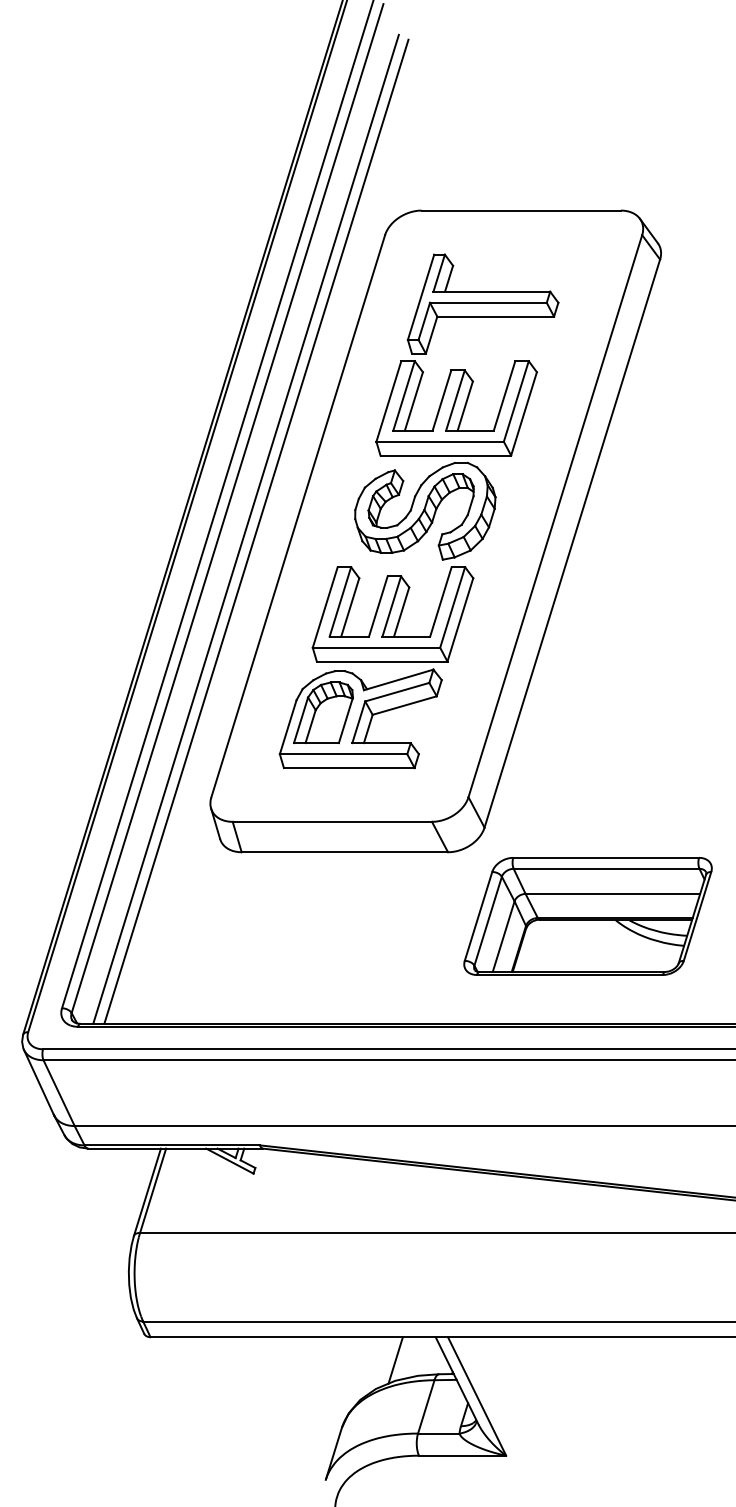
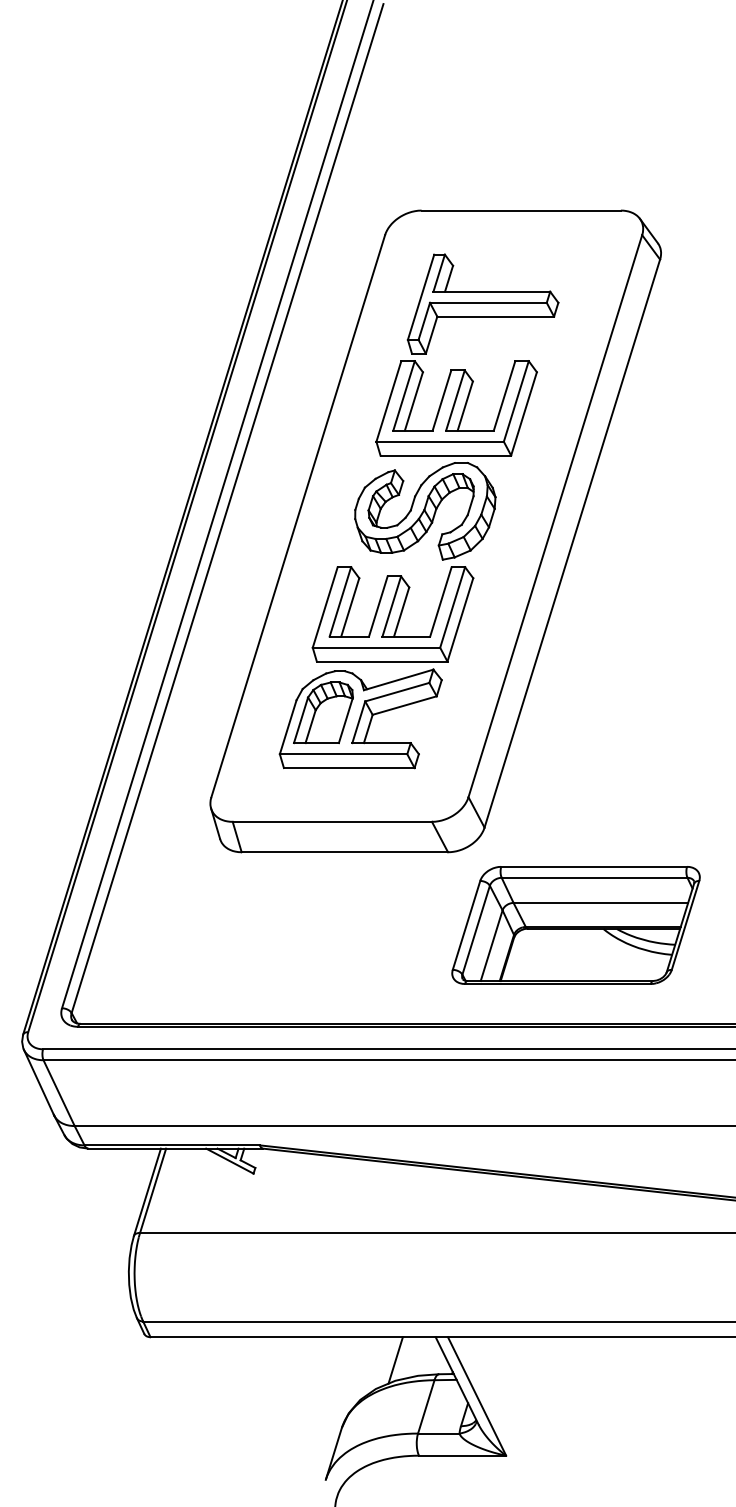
line: present -> none (245, 528)
line: present -> none (256, 531)
part position: (587, 916) -> (575, 925) (575, 925)
